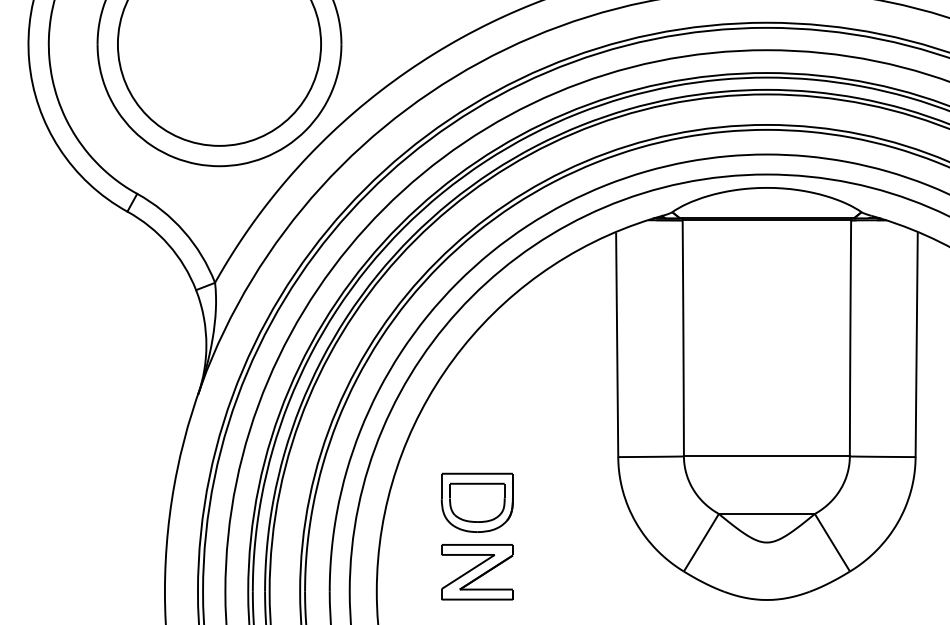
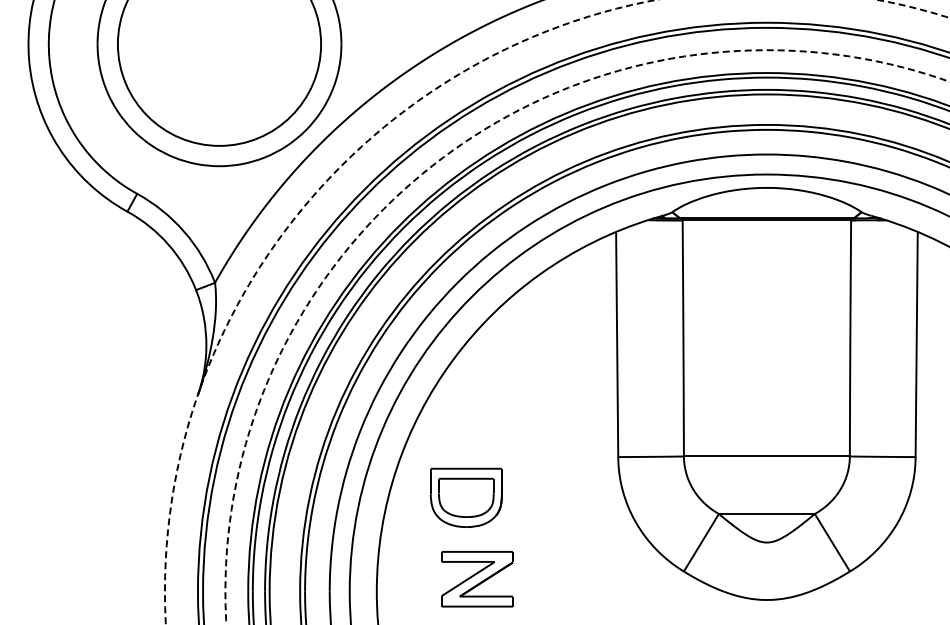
circle: solid -> dashed (556, 312)
circle: solid -> dashed (587, 337)
part position: (476, 502) -> (465, 497) (465, 497)
part position: (477, 572) -> (477, 579) (477, 579)
